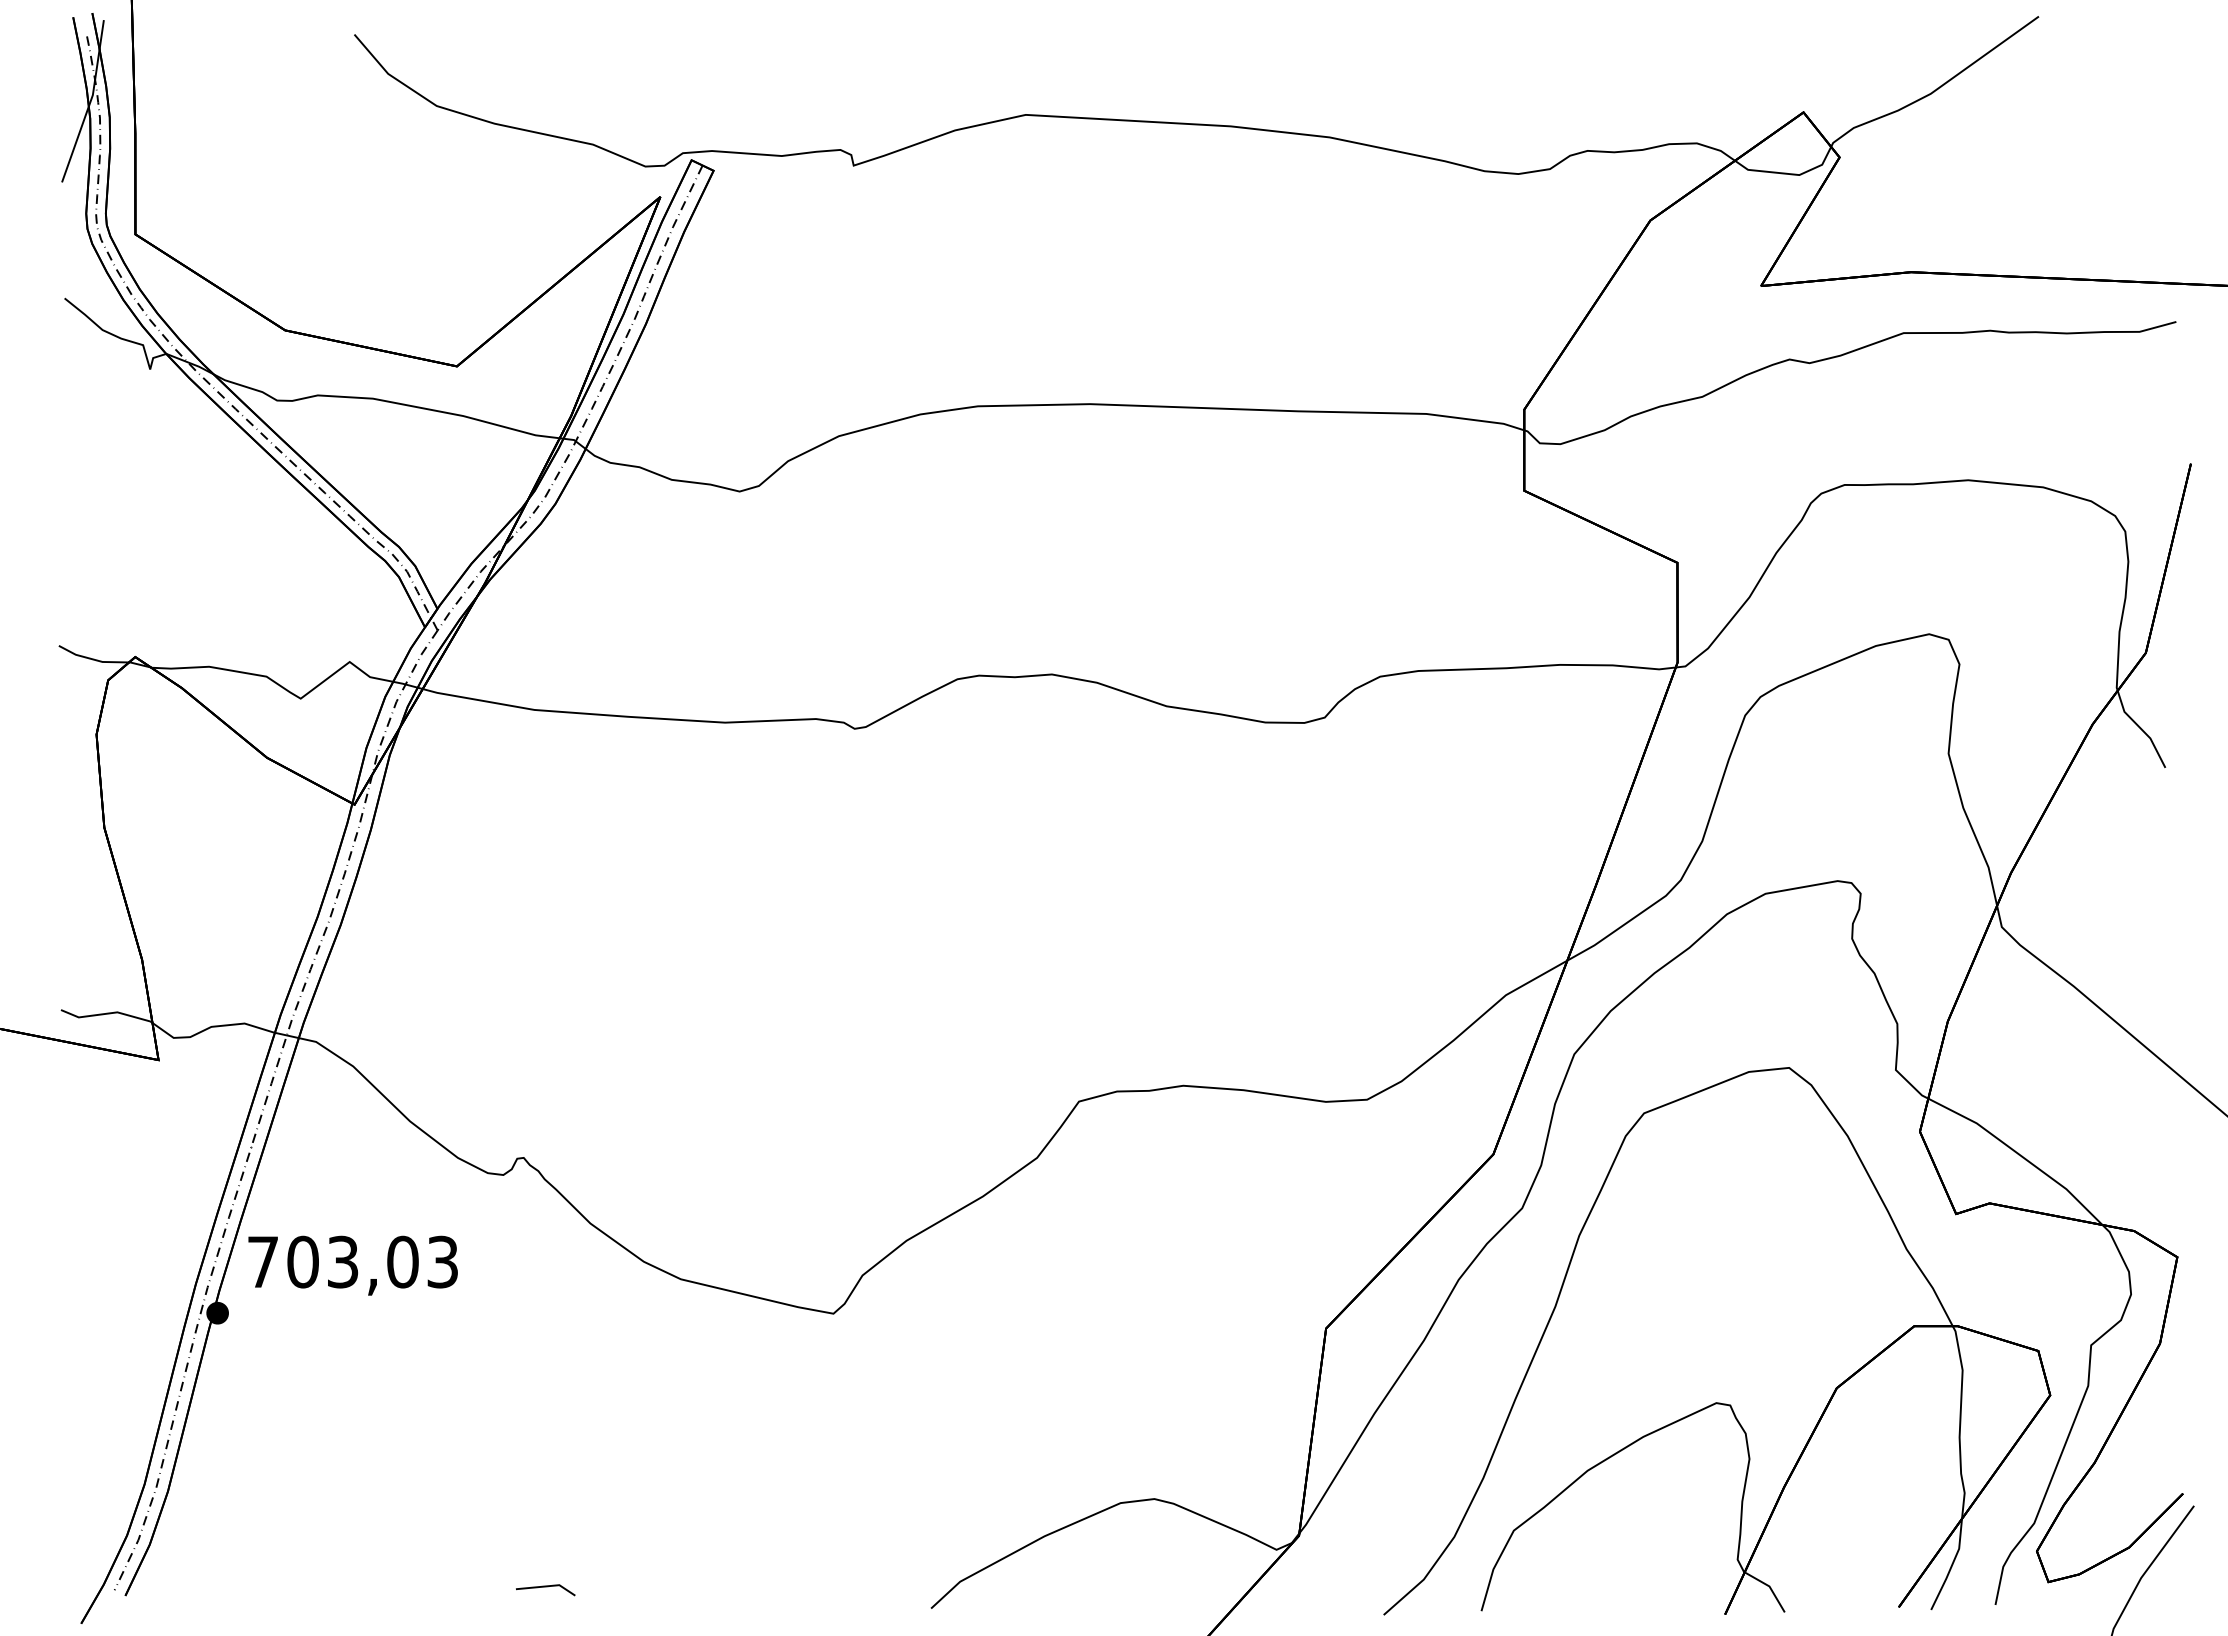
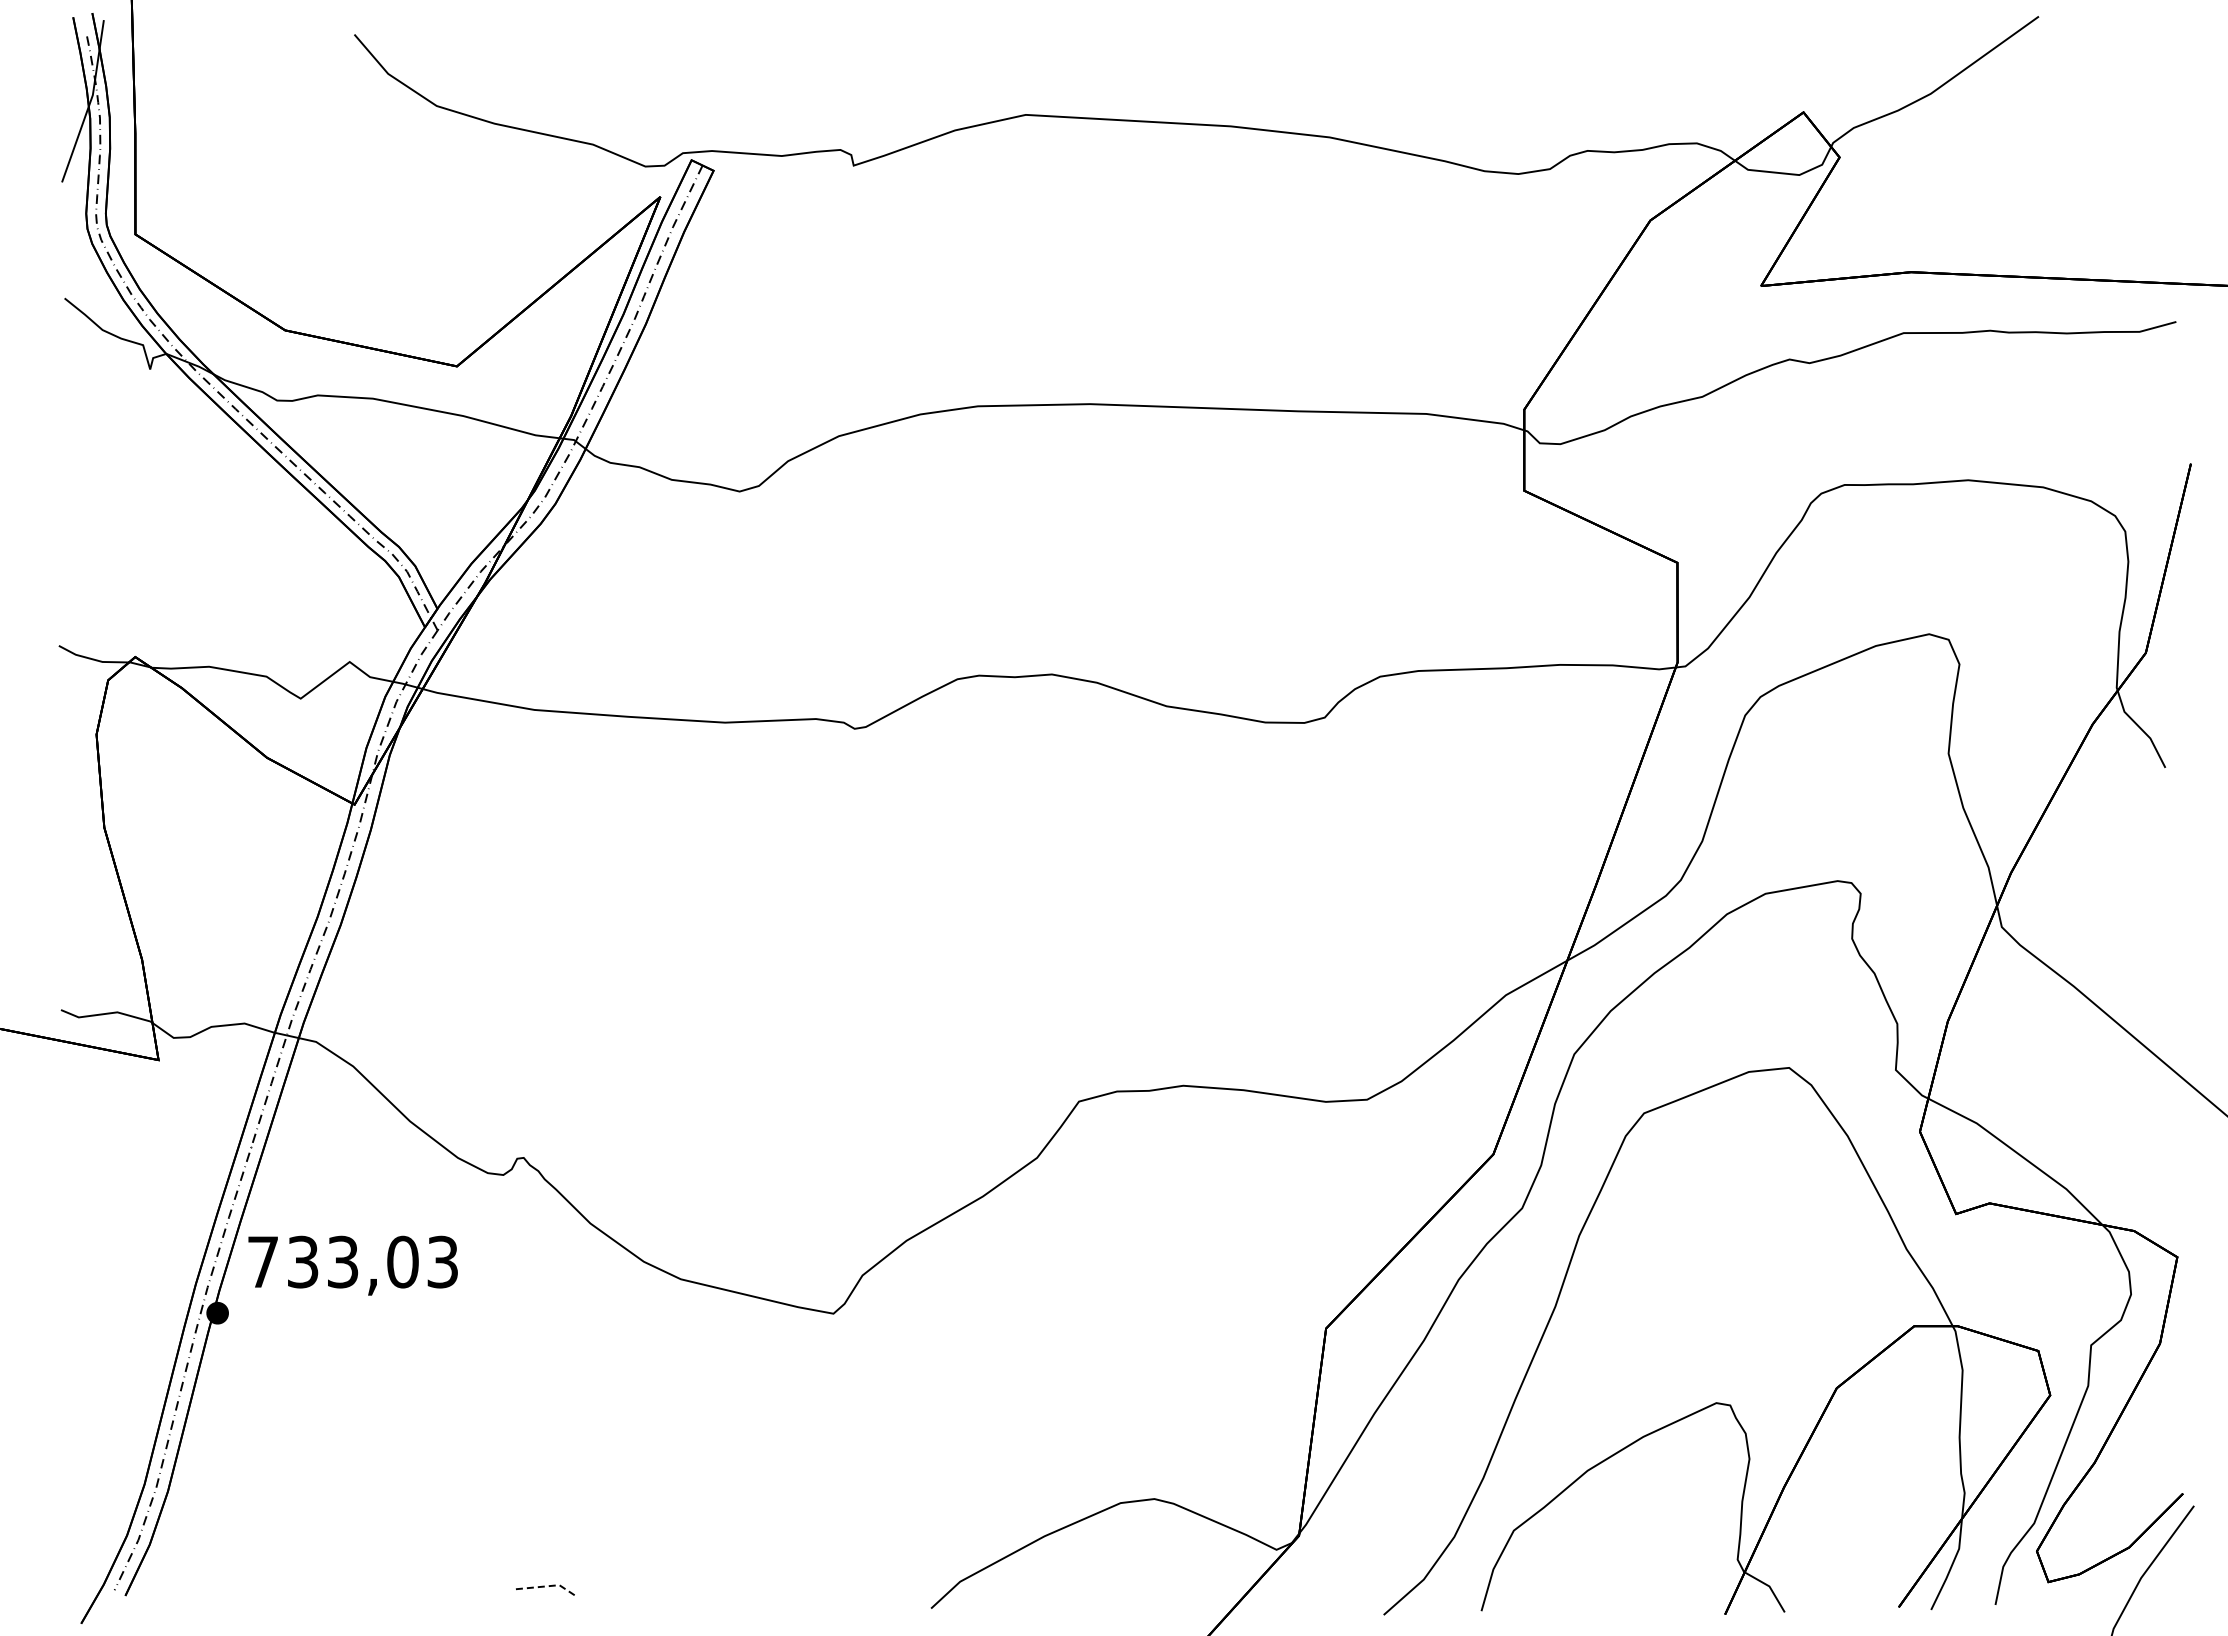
text: 703,03 -> 733,03 (302, 1261)
line: solid -> dashed (548, 1586)
